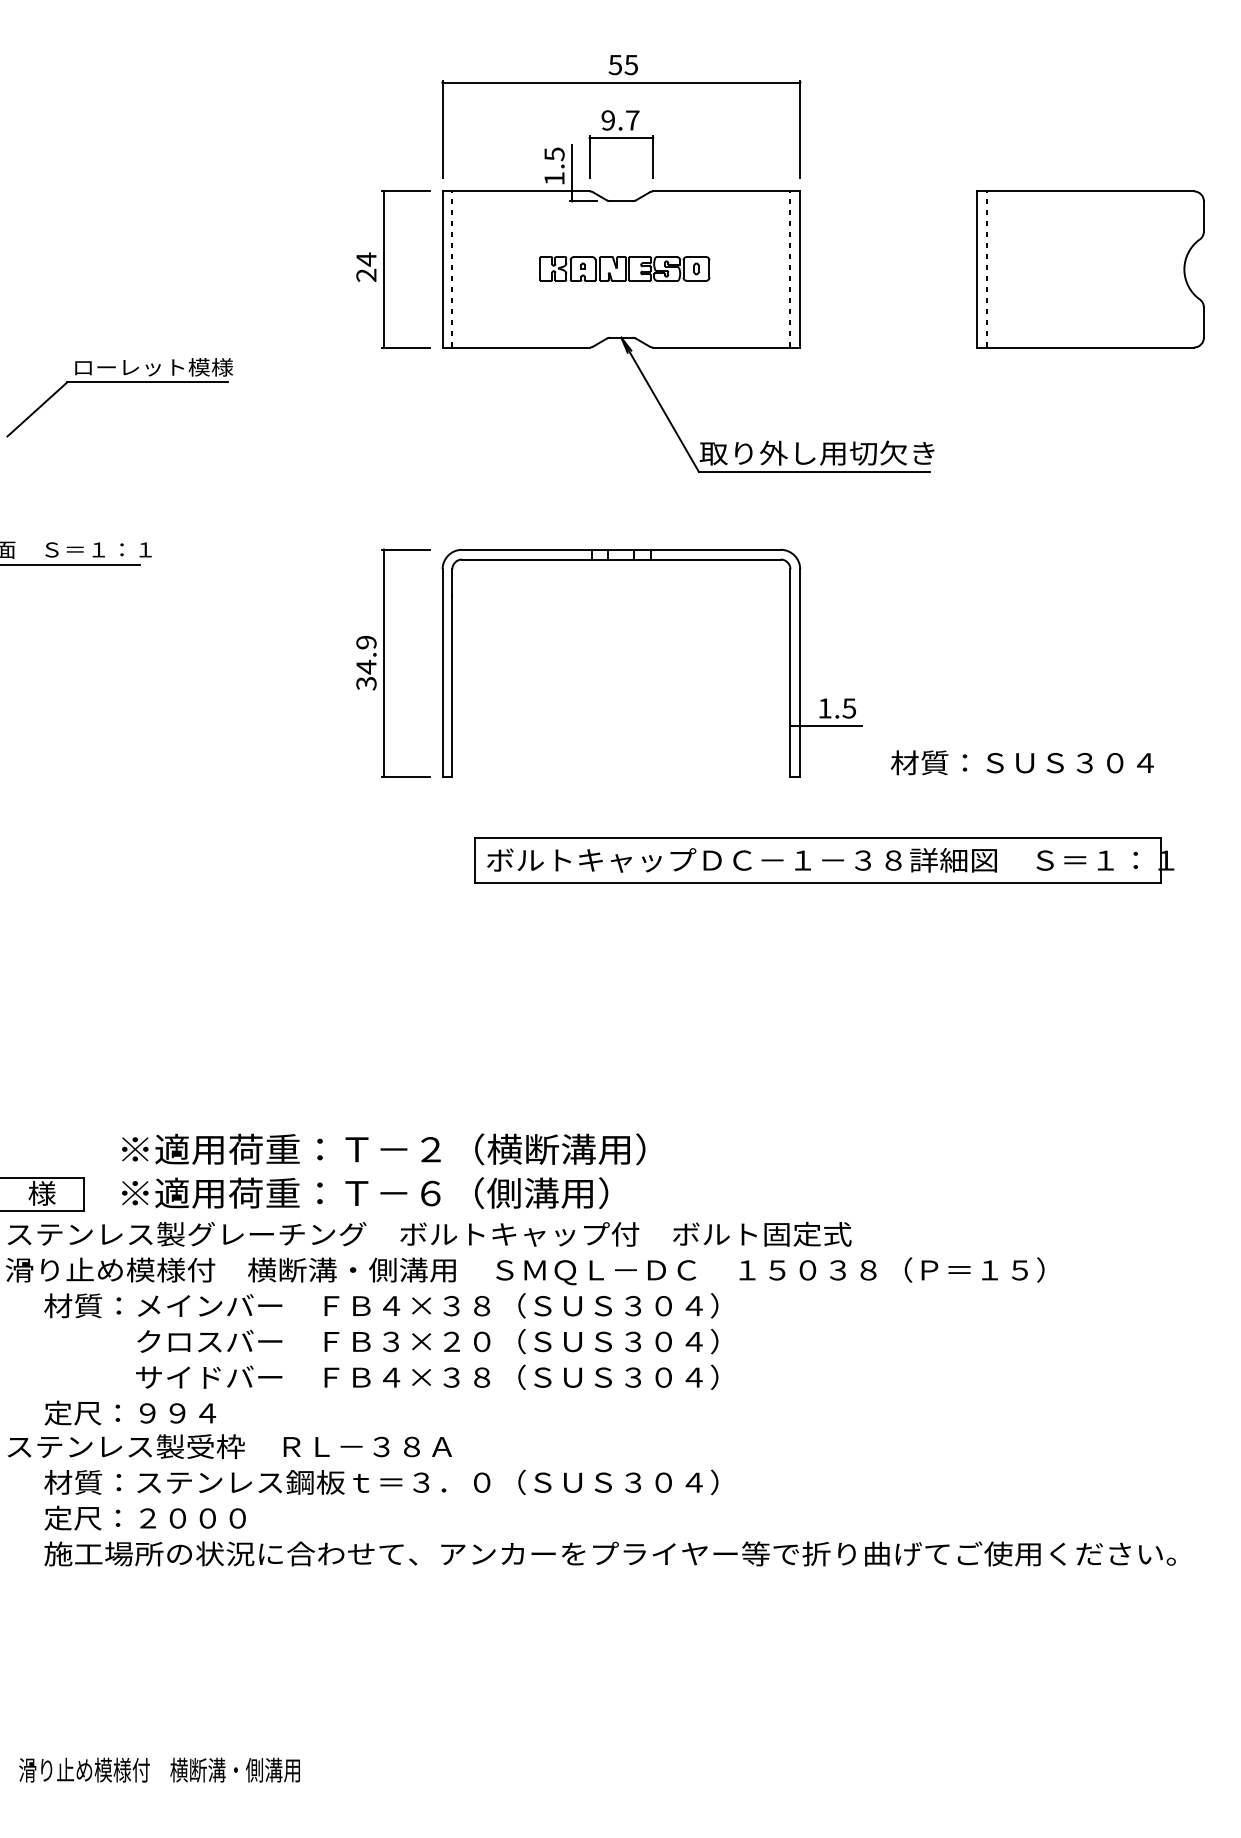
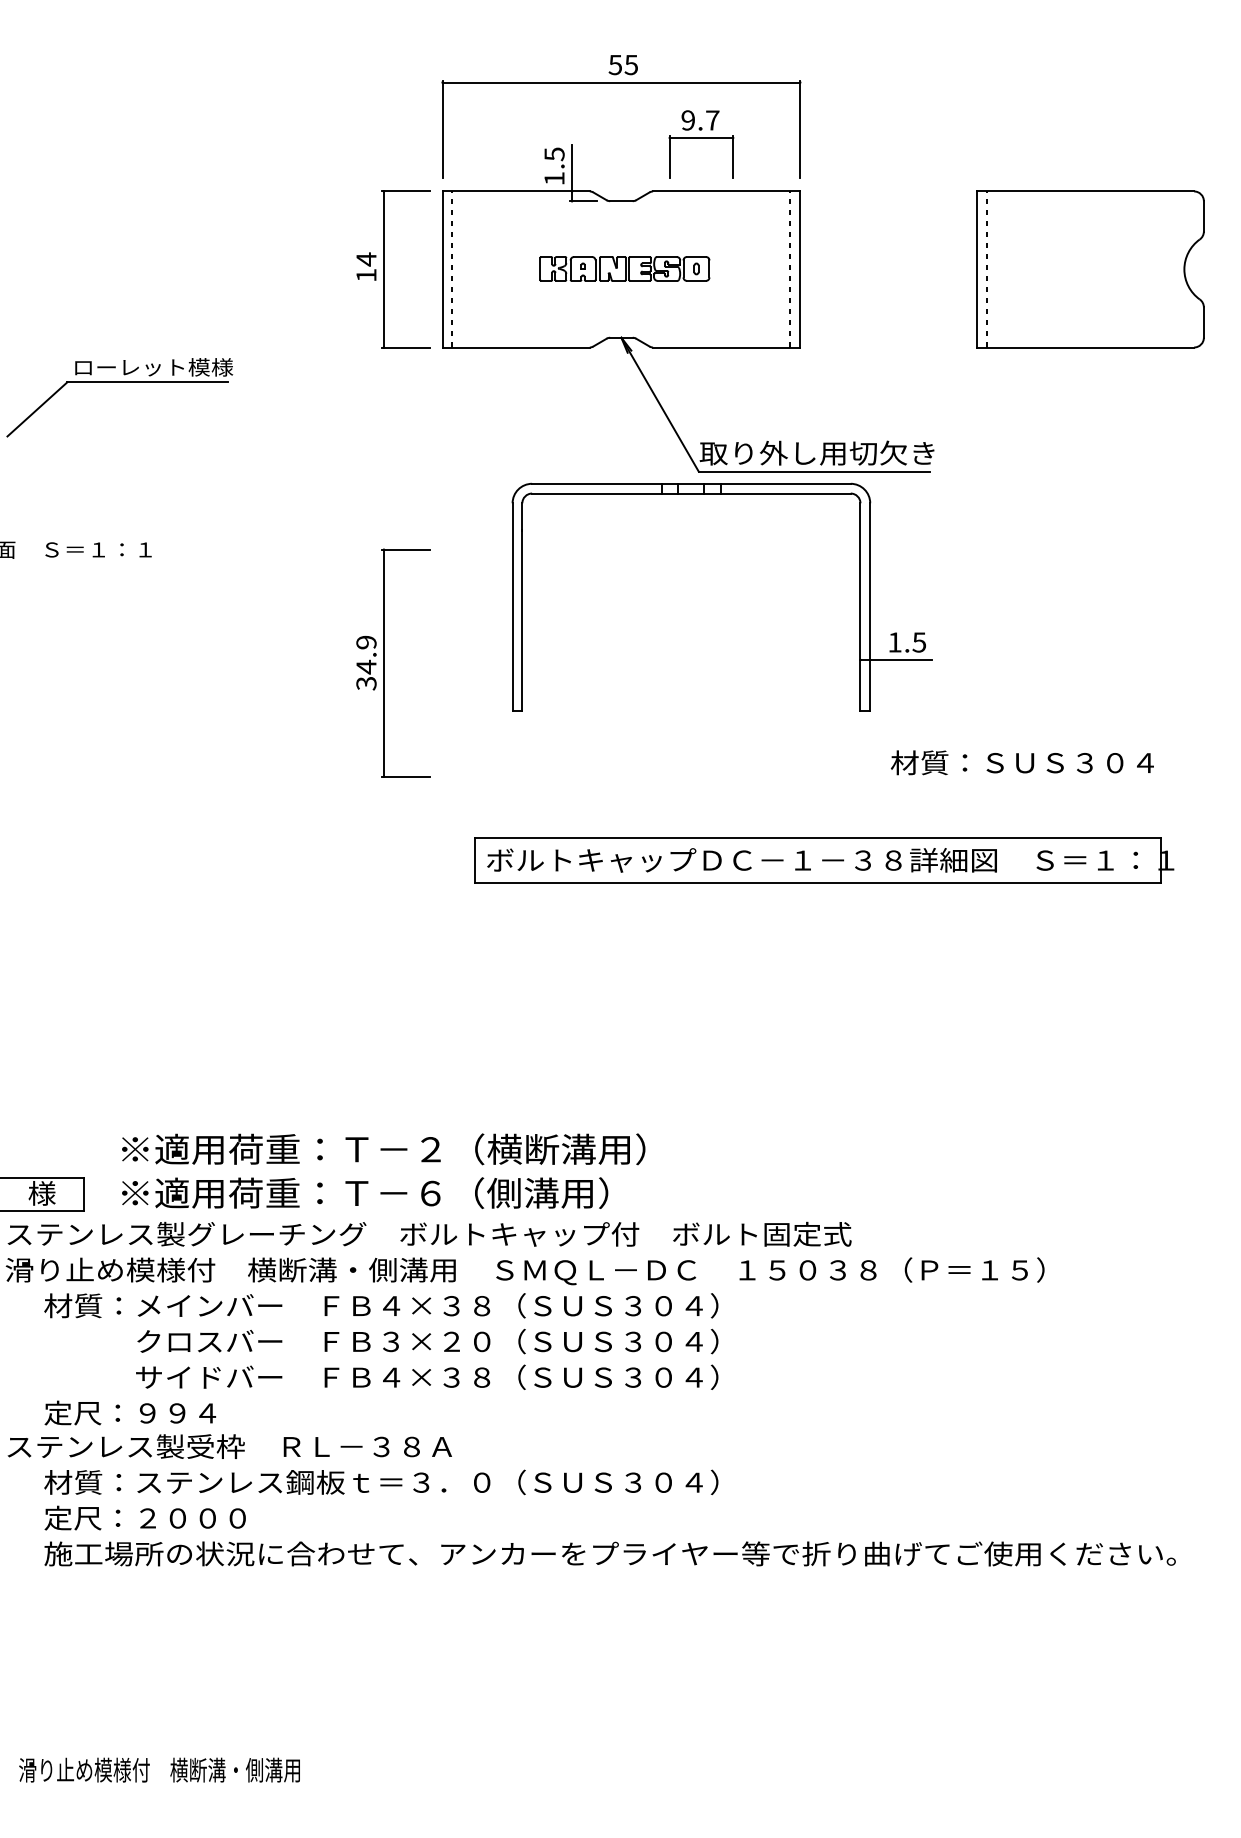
part position: (621, 144) -> (701, 144) (701, 144)
text: 24 -> 14 (366, 274)
part position: (651, 560) -> (721, 494) (721, 494)
line: present -> none (71, 564)
